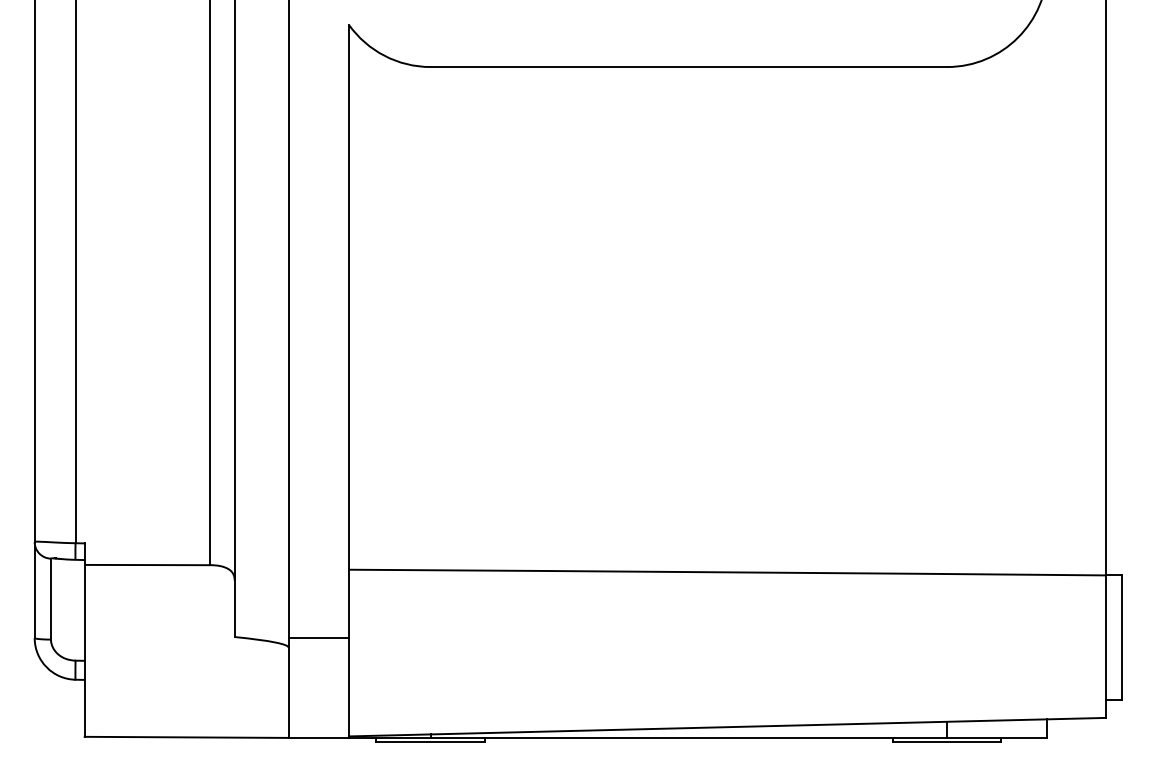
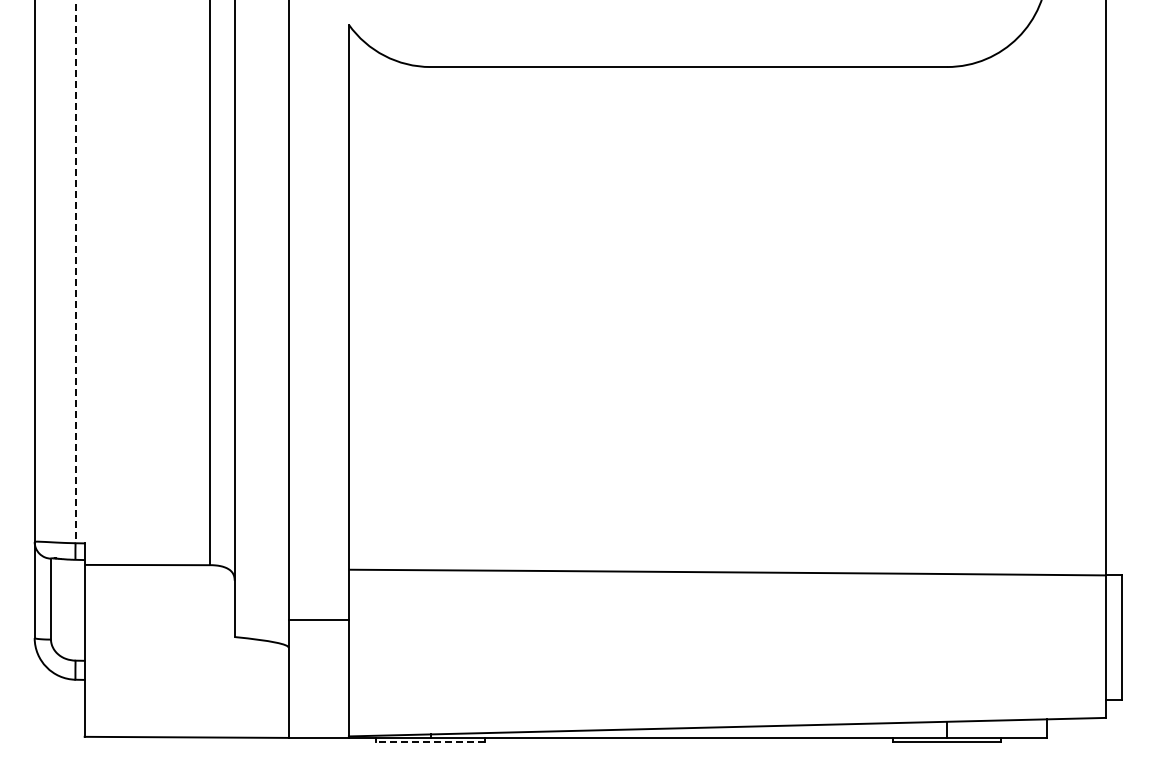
line: solid -> dashed (75, 272)
line position: (318, 637) -> (318, 619) (318, 619)
line: solid -> dashed (430, 742)
